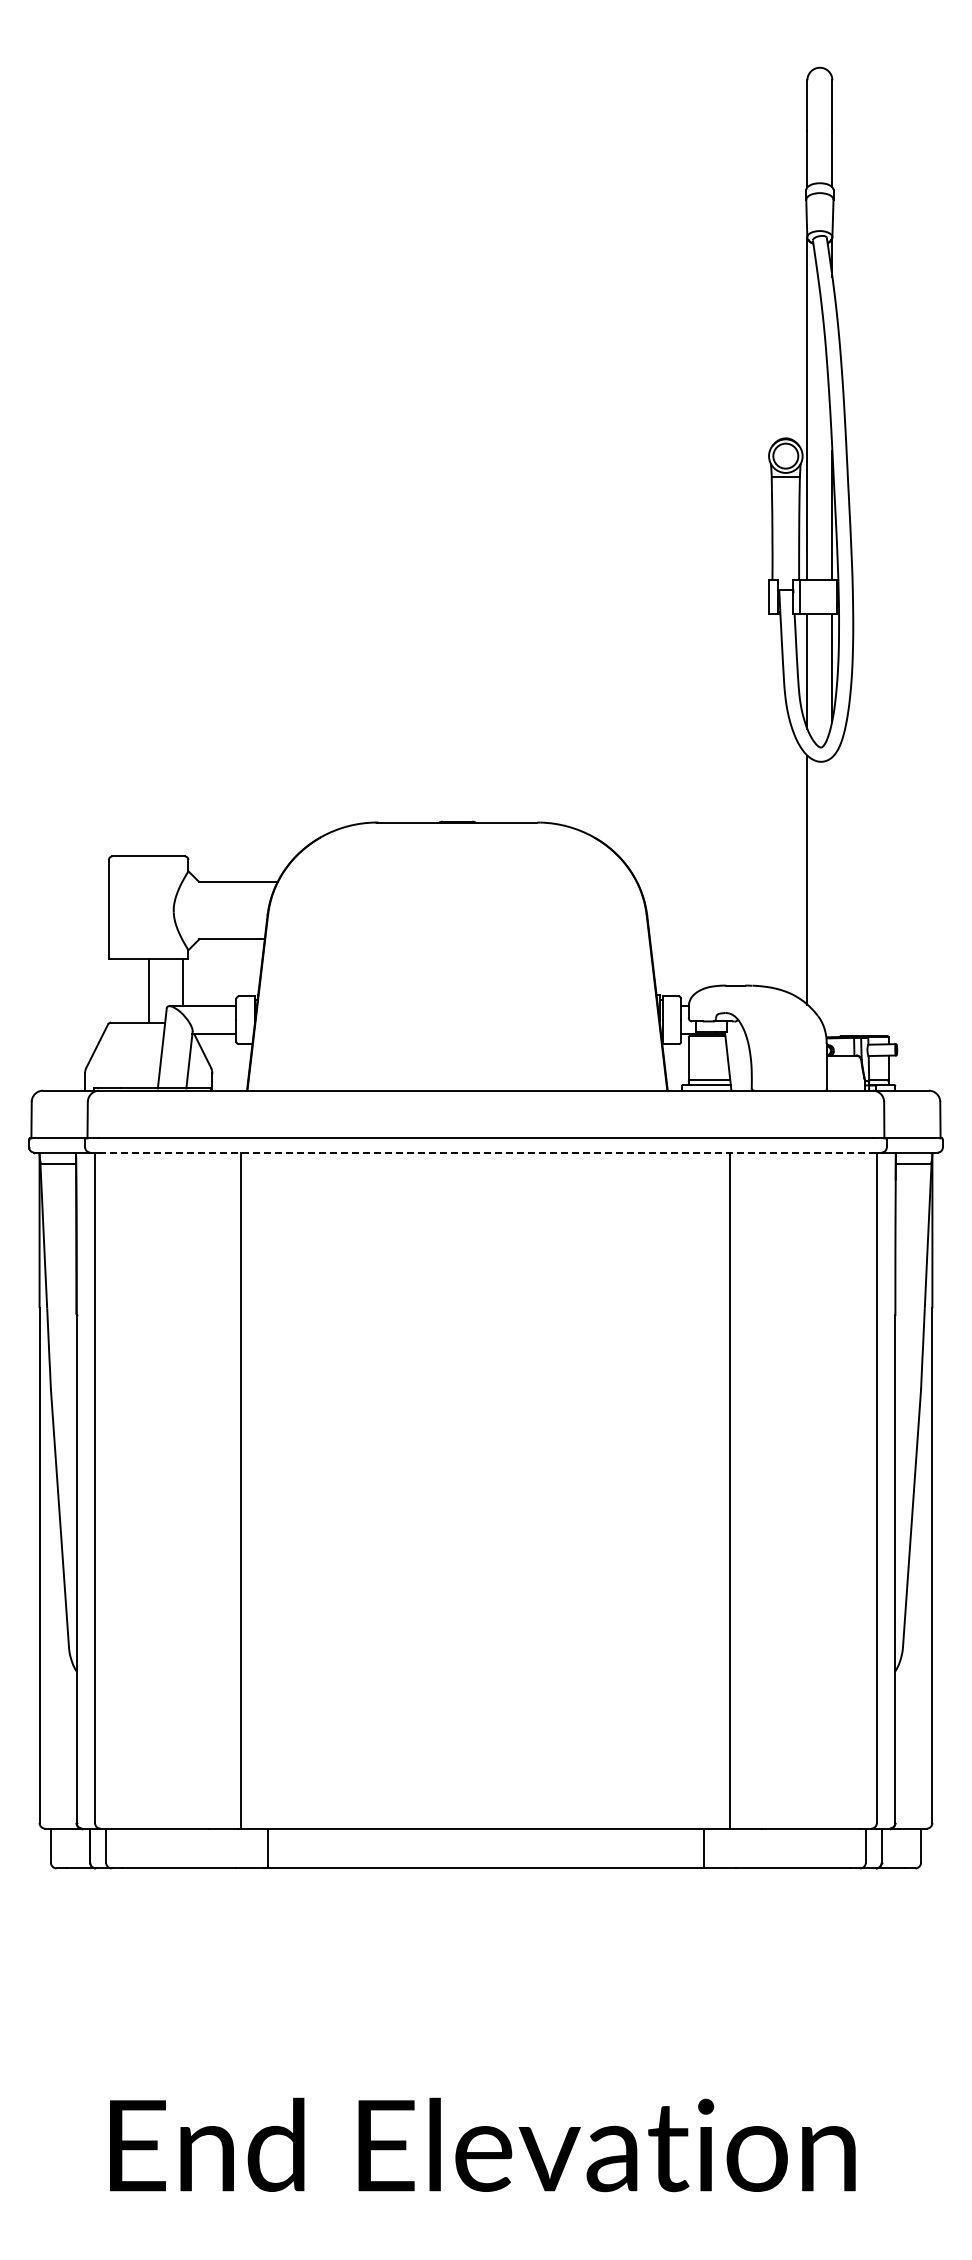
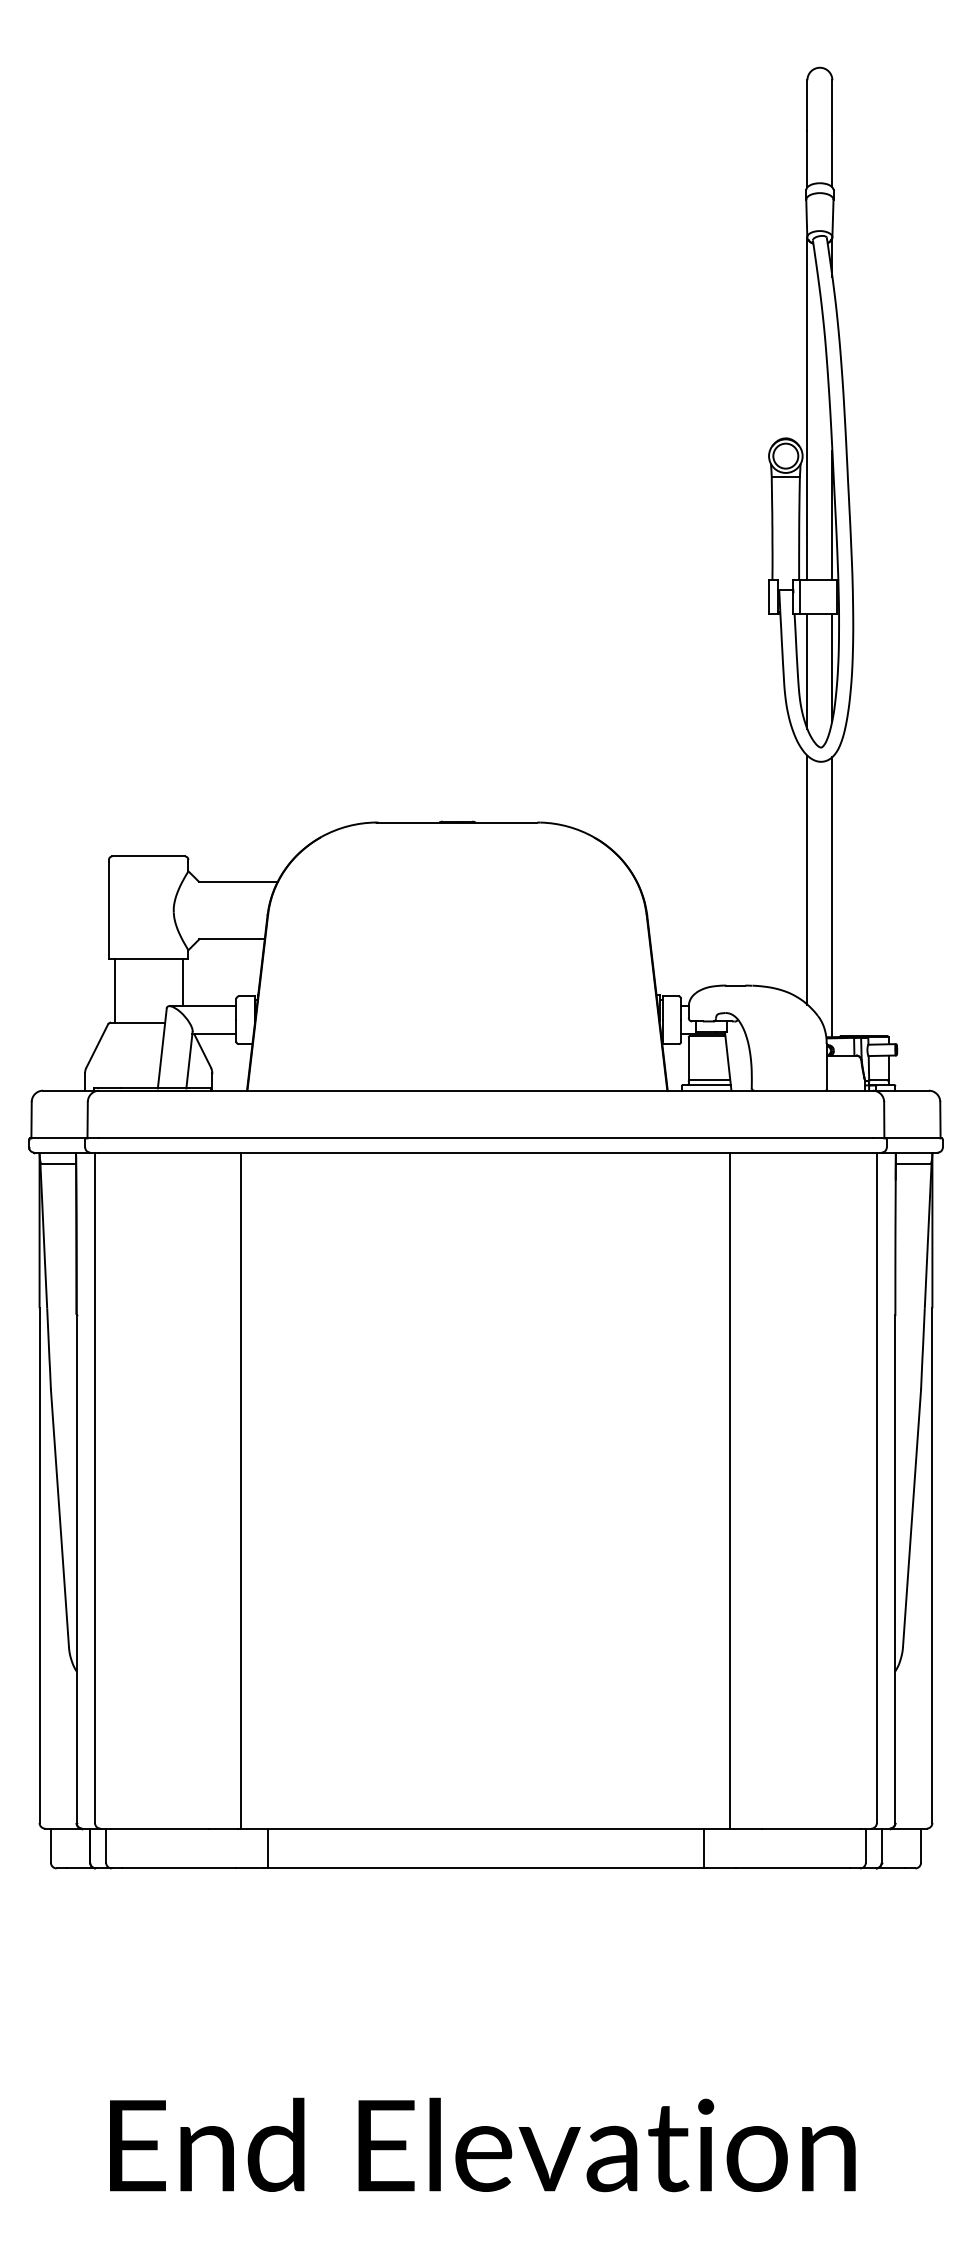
line: none -> present (832, 897)
line position: (148, 990) -> (114, 990) (114, 990)
line: dashed -> solid (486, 1152)
